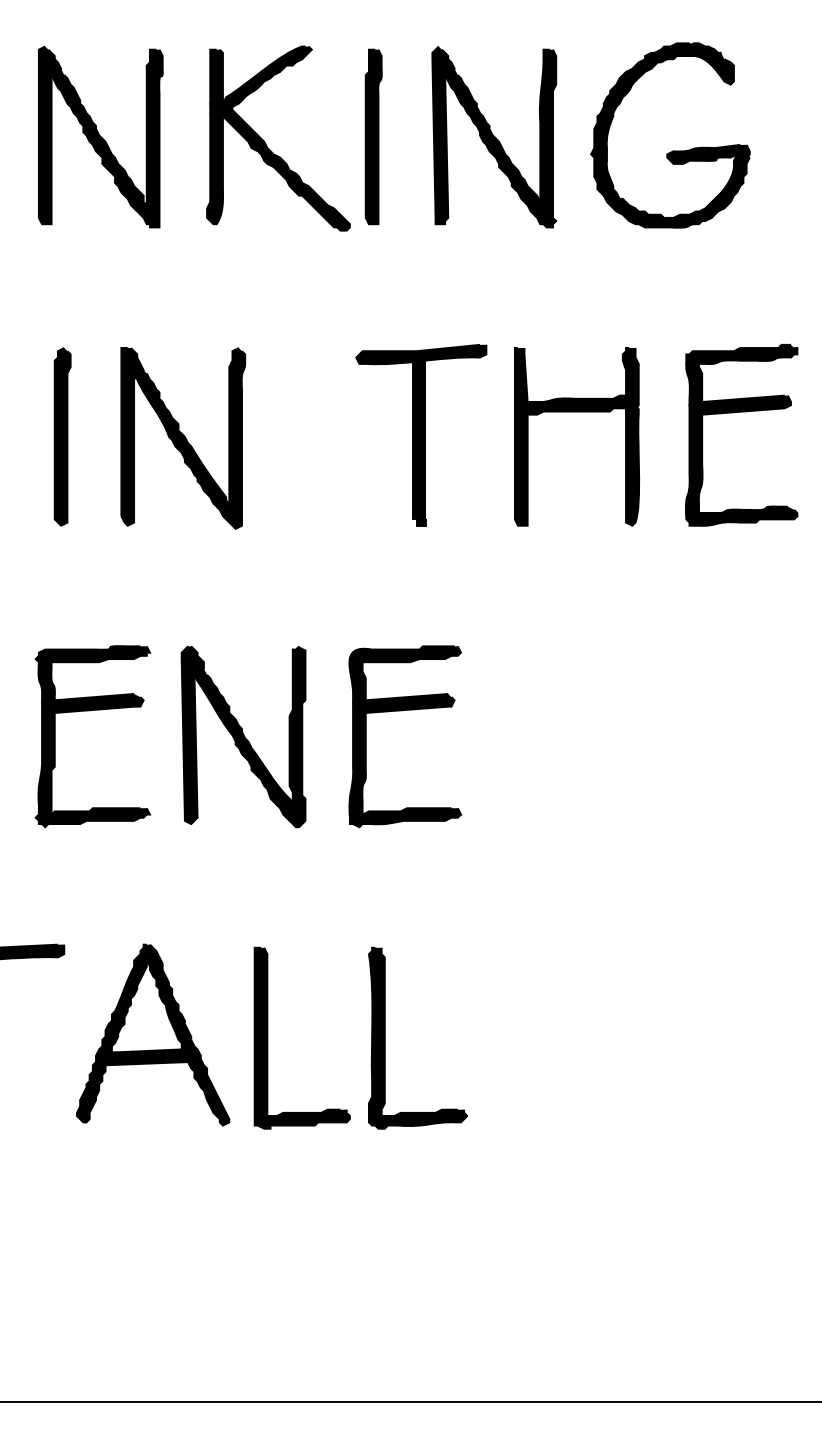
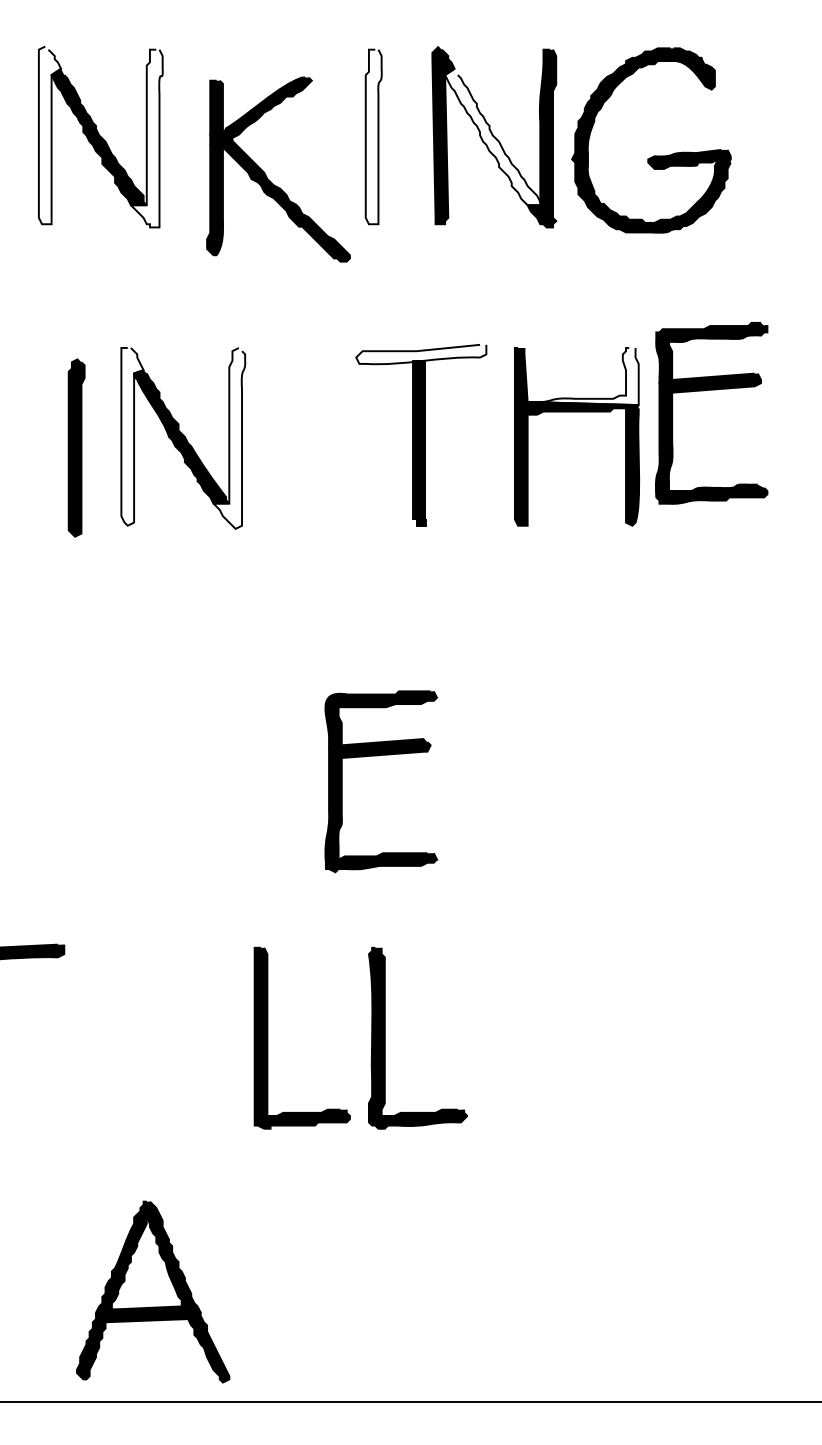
fill: present -> none (49, 135)
fill: present -> none (373, 136)
fill: present -> none (492, 136)
fill: present -> none (146, 138)
part position: (266, 143) -> (266, 174) (266, 174)
part position: (672, 150) -> (653, 155) (653, 155)
fill: present -> none (421, 354)
fill: present -> none (582, 376)
part position: (741, 412) -> (711, 390) (711, 390)
part position: (62, 436) -> (76, 447) (76, 447)
fill: present -> none (132, 436)
fill: present -> none (229, 438)
part: present -> none (89, 711)
part position: (402, 711) -> (378, 756) (378, 756)
part: present -> none (243, 737)
part position: (153, 1034) -> (153, 1291) (153, 1291)
